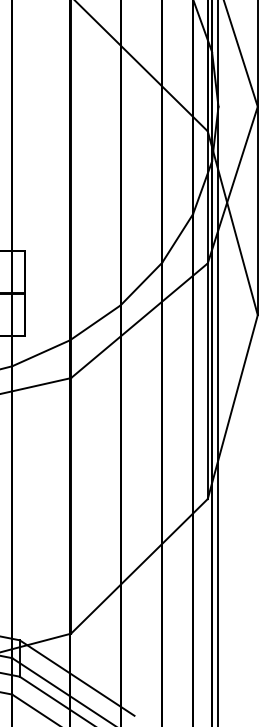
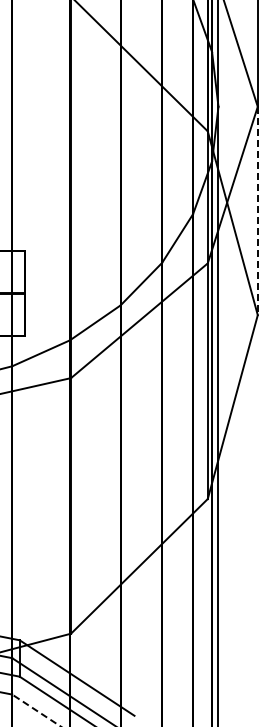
line: solid -> dashed (257, 211)
line: solid -> dashed (36, 710)
